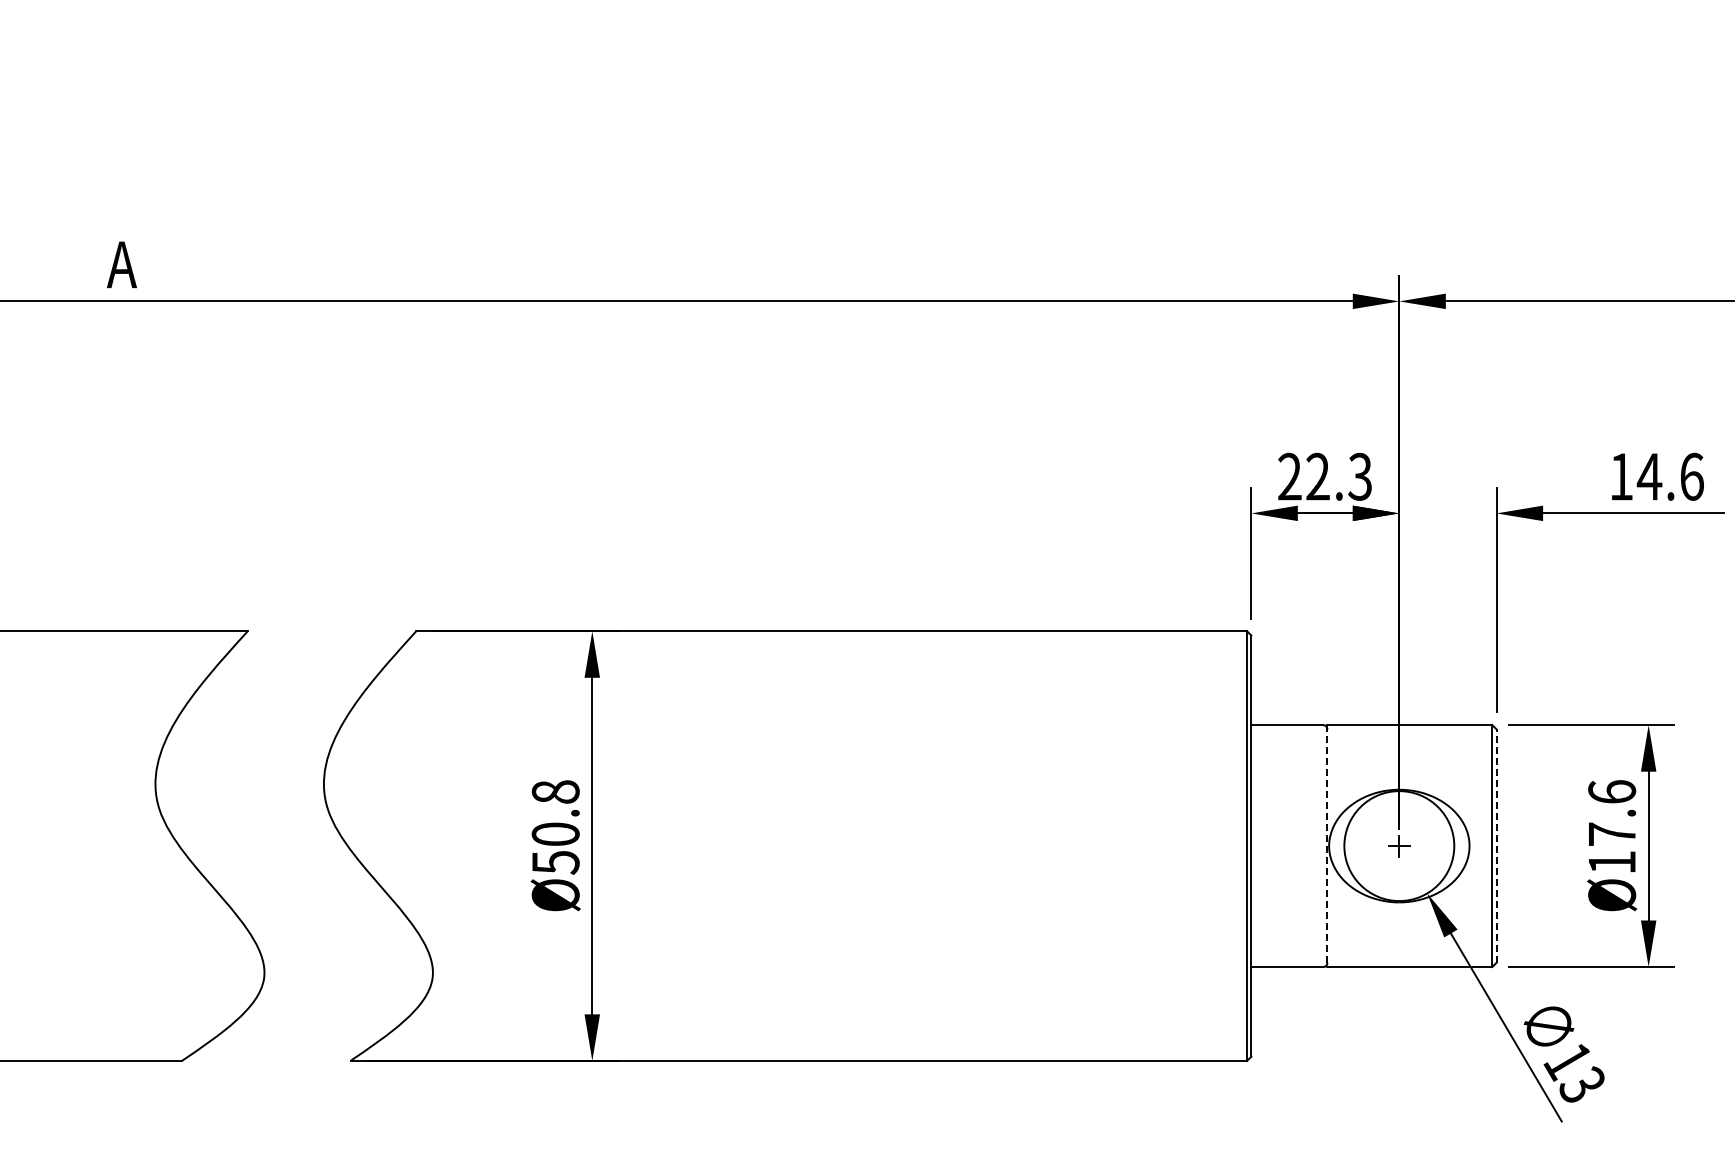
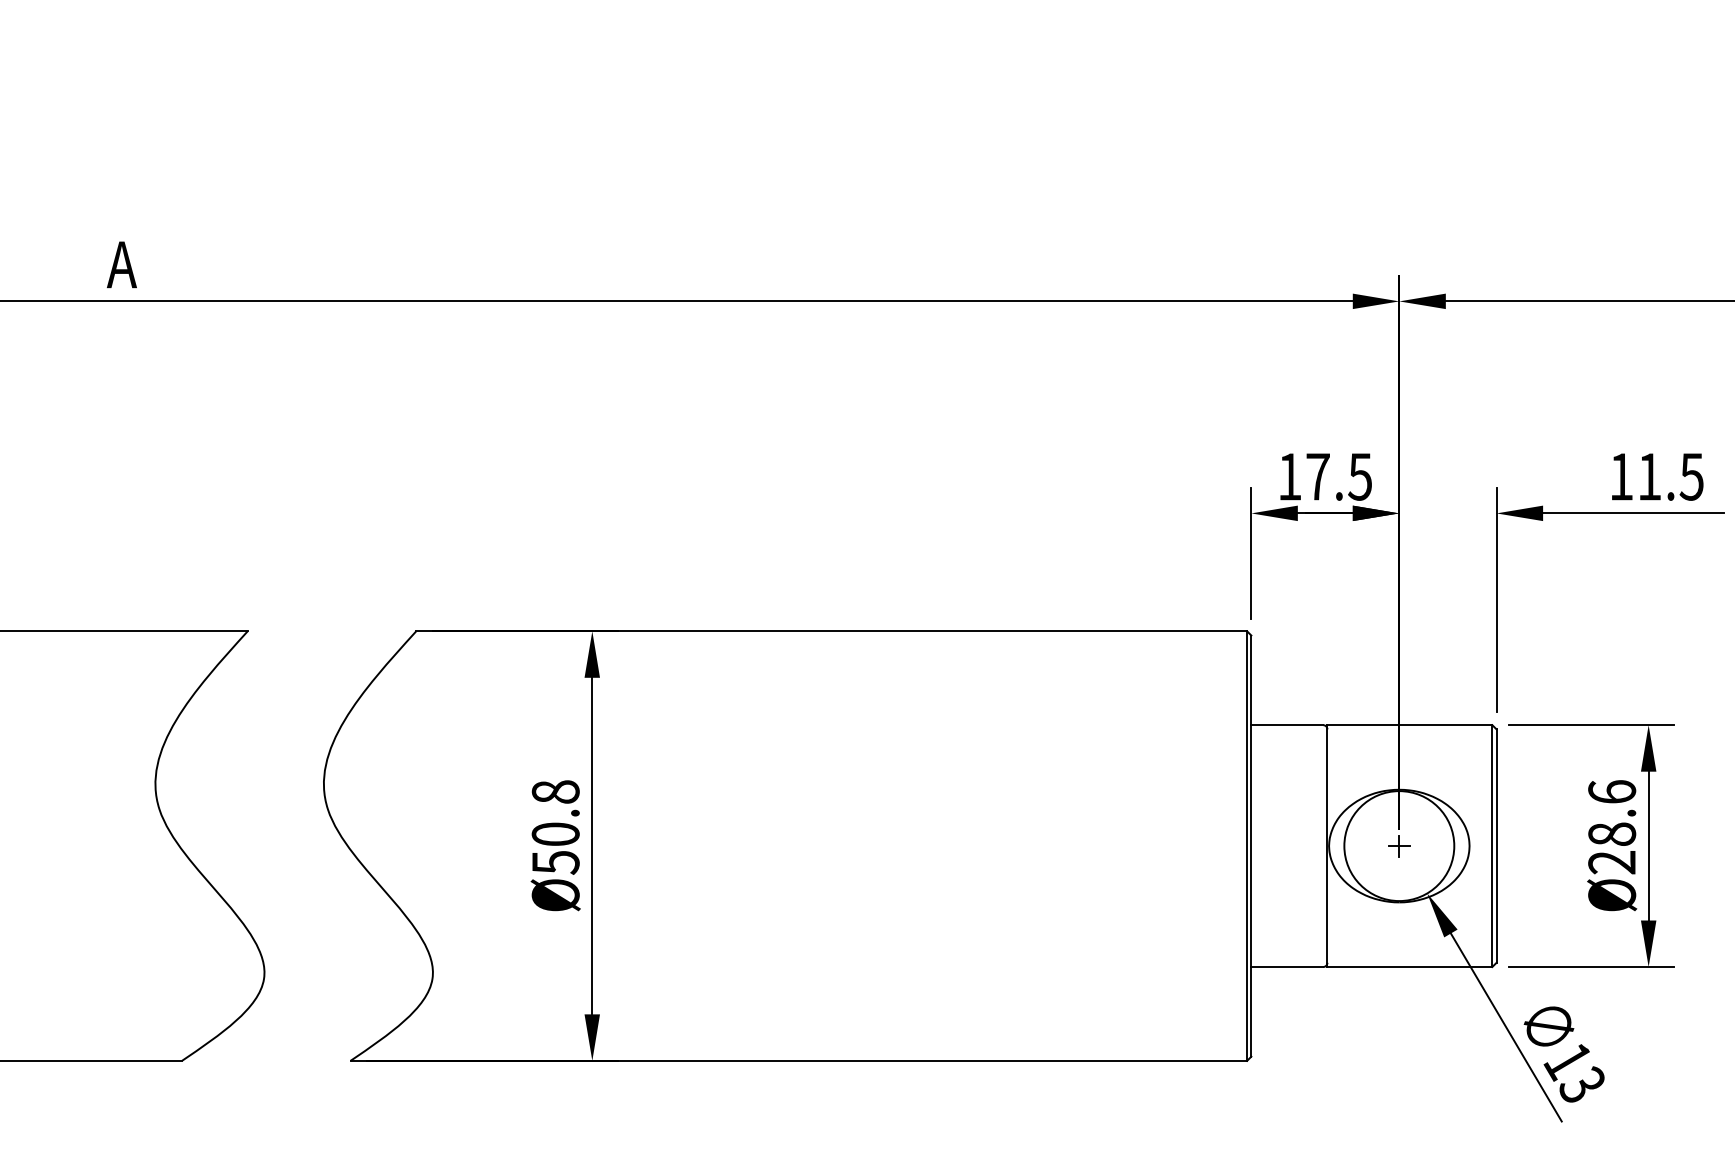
text: 22.3 -> 17.5 (1324, 476)
text: 14.6 -> 11.5 (1669, 476)
line: dashed -> solid (1327, 846)
line: dashed -> solid (1496, 846)
text: Ø17.6 -> Ø28.6 (1612, 848)
